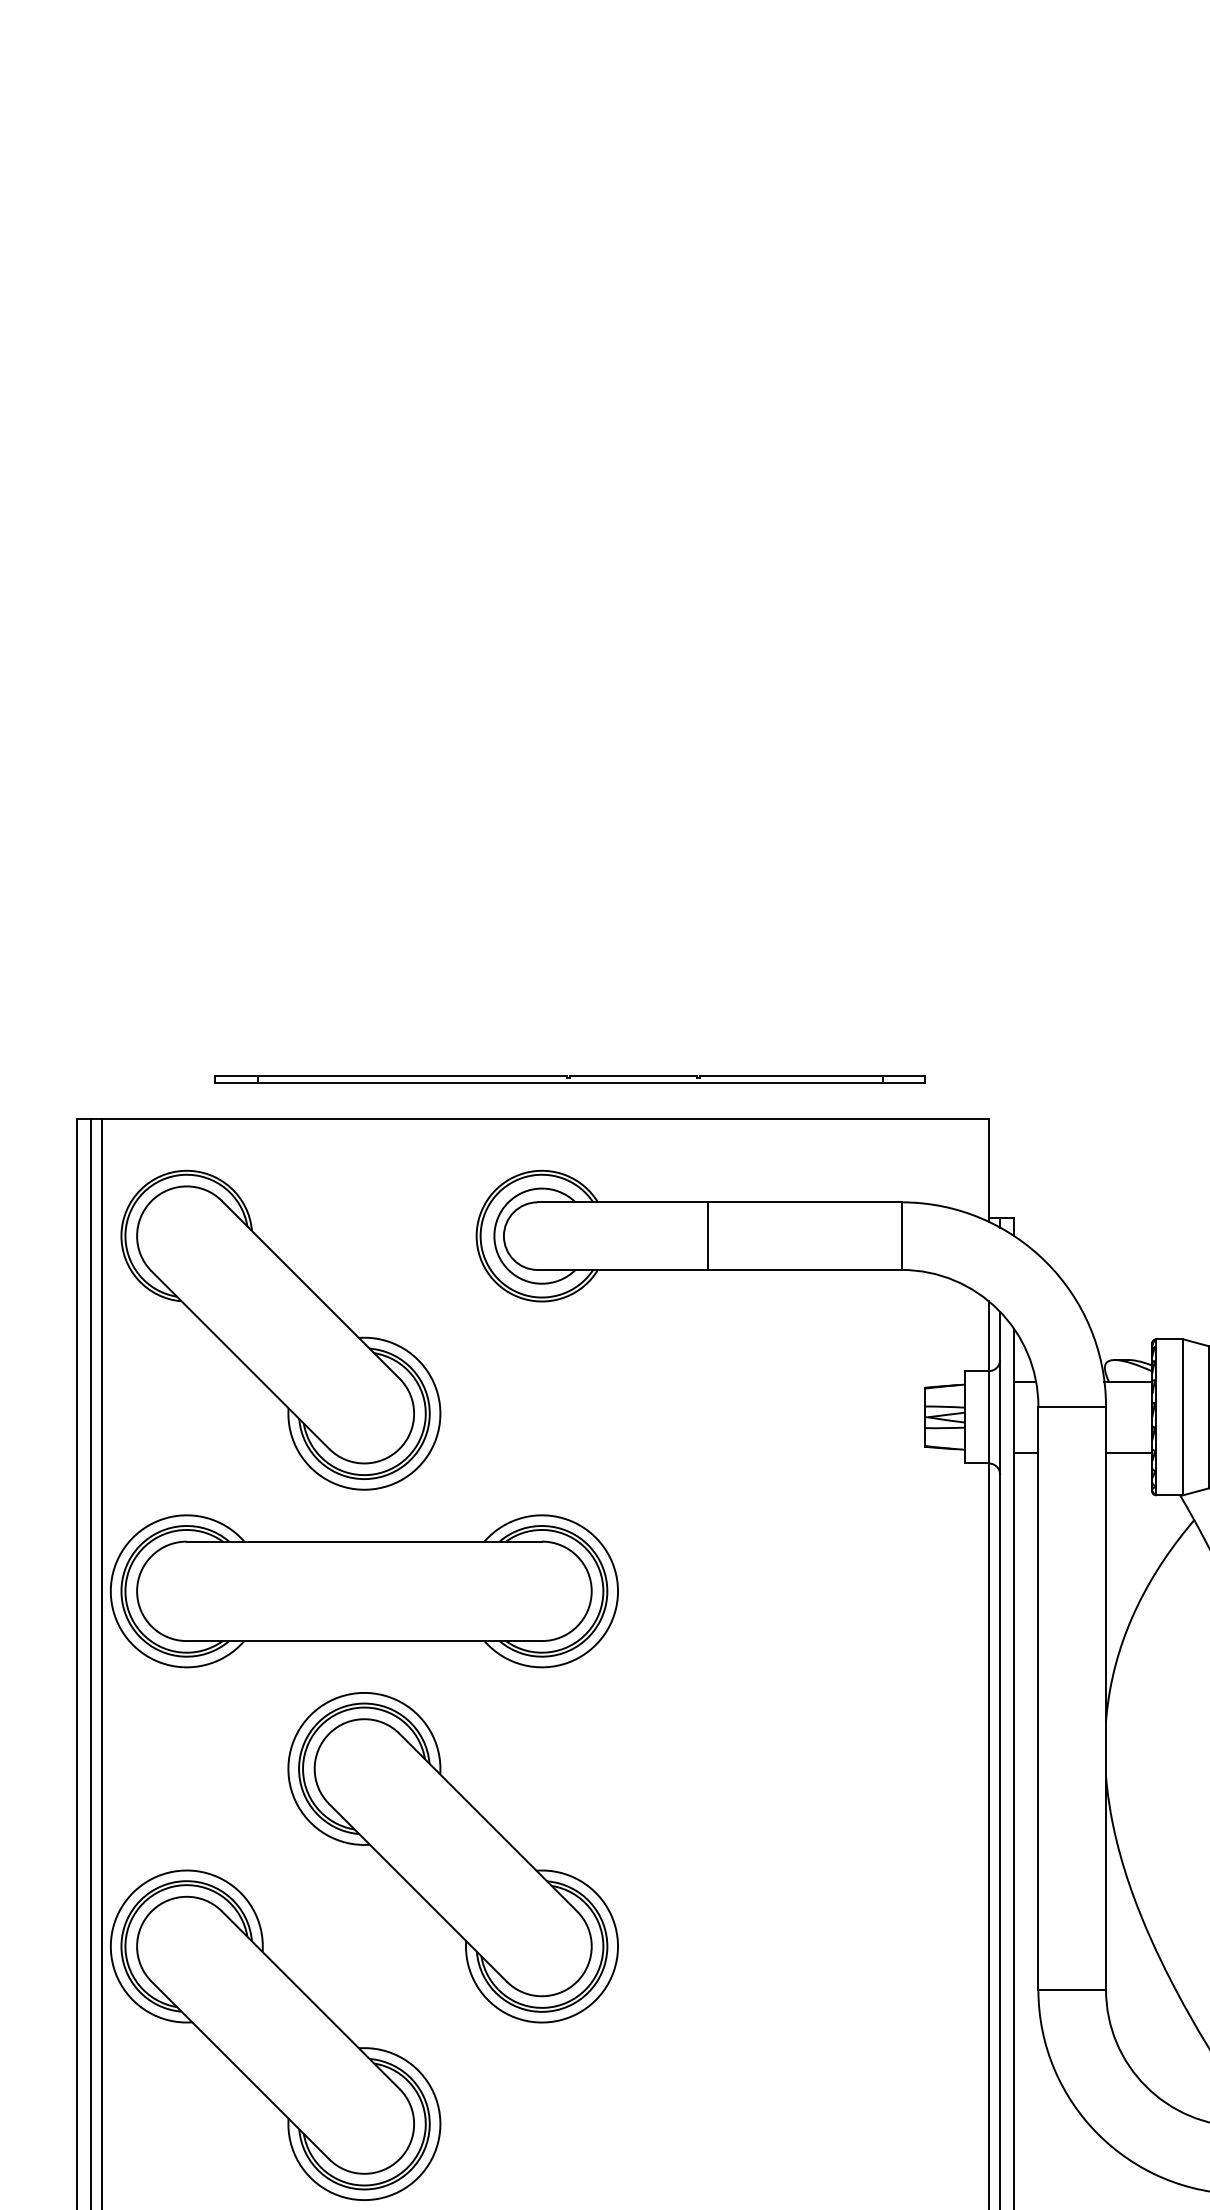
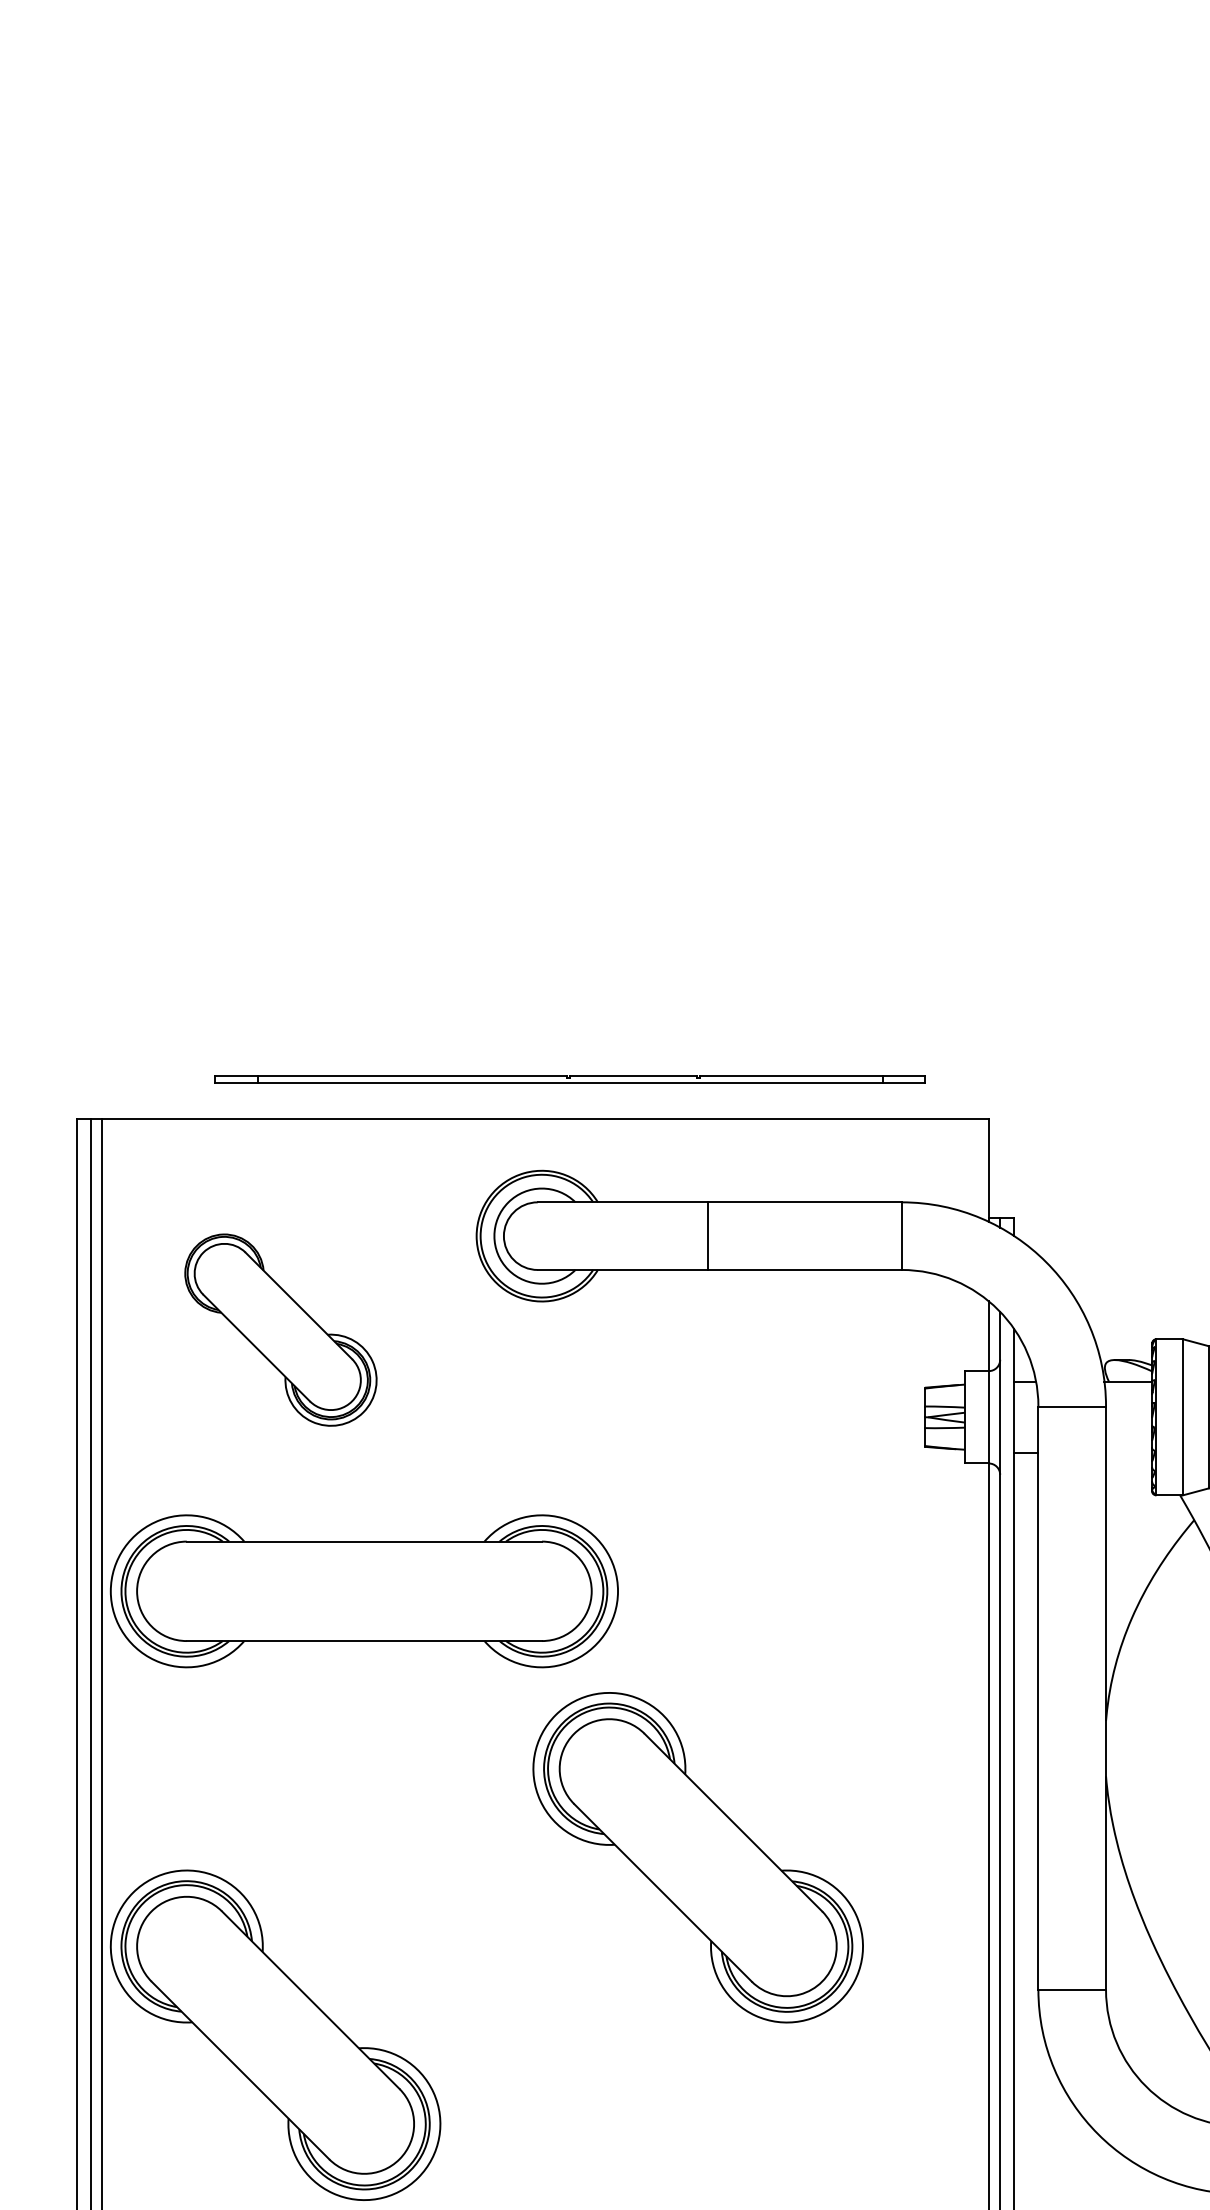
part size: 322x322 px -> 194x194 px (280, 1329)
line: present -> none (1129, 1452)
part position: (452, 1857) -> (697, 1857) (697, 1857)
